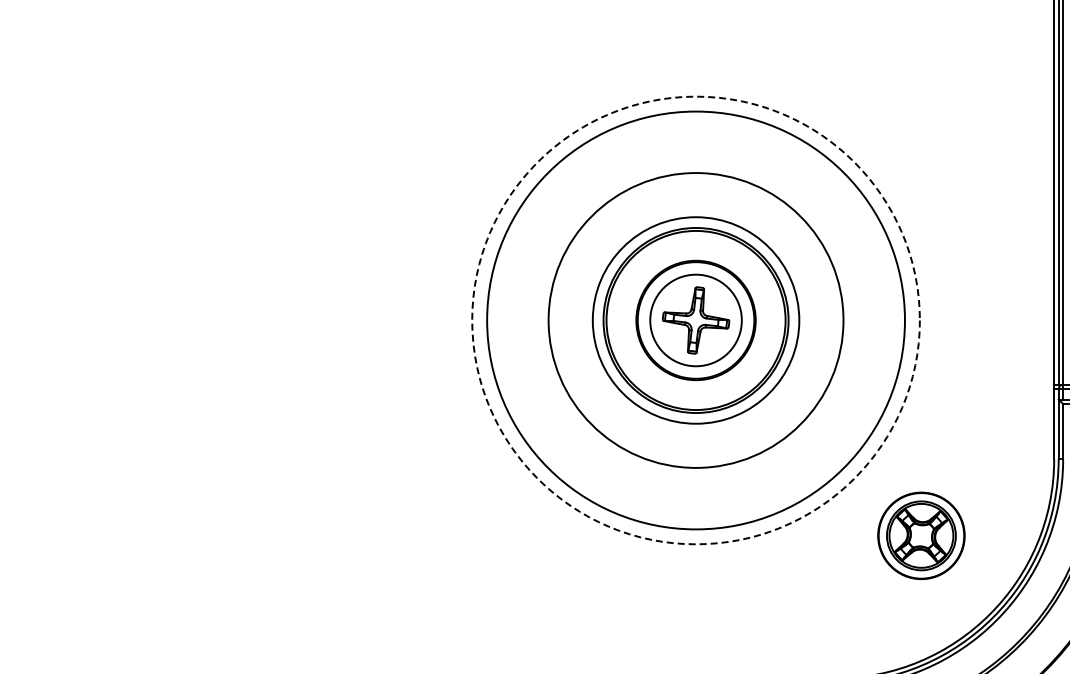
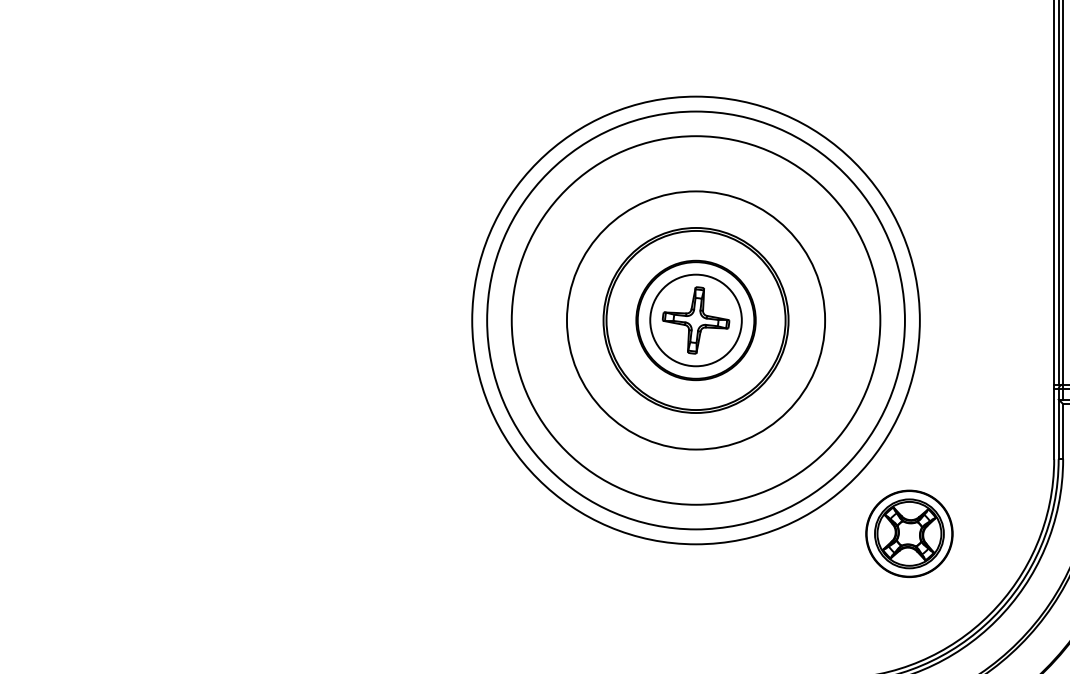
circle diameter: 207 px -> 258 px (695, 320)
circle diameter: 295 px -> 369 px (695, 320)
circle: dashed -> solid (695, 320)
part position: (921, 535) -> (909, 533) (909, 533)
